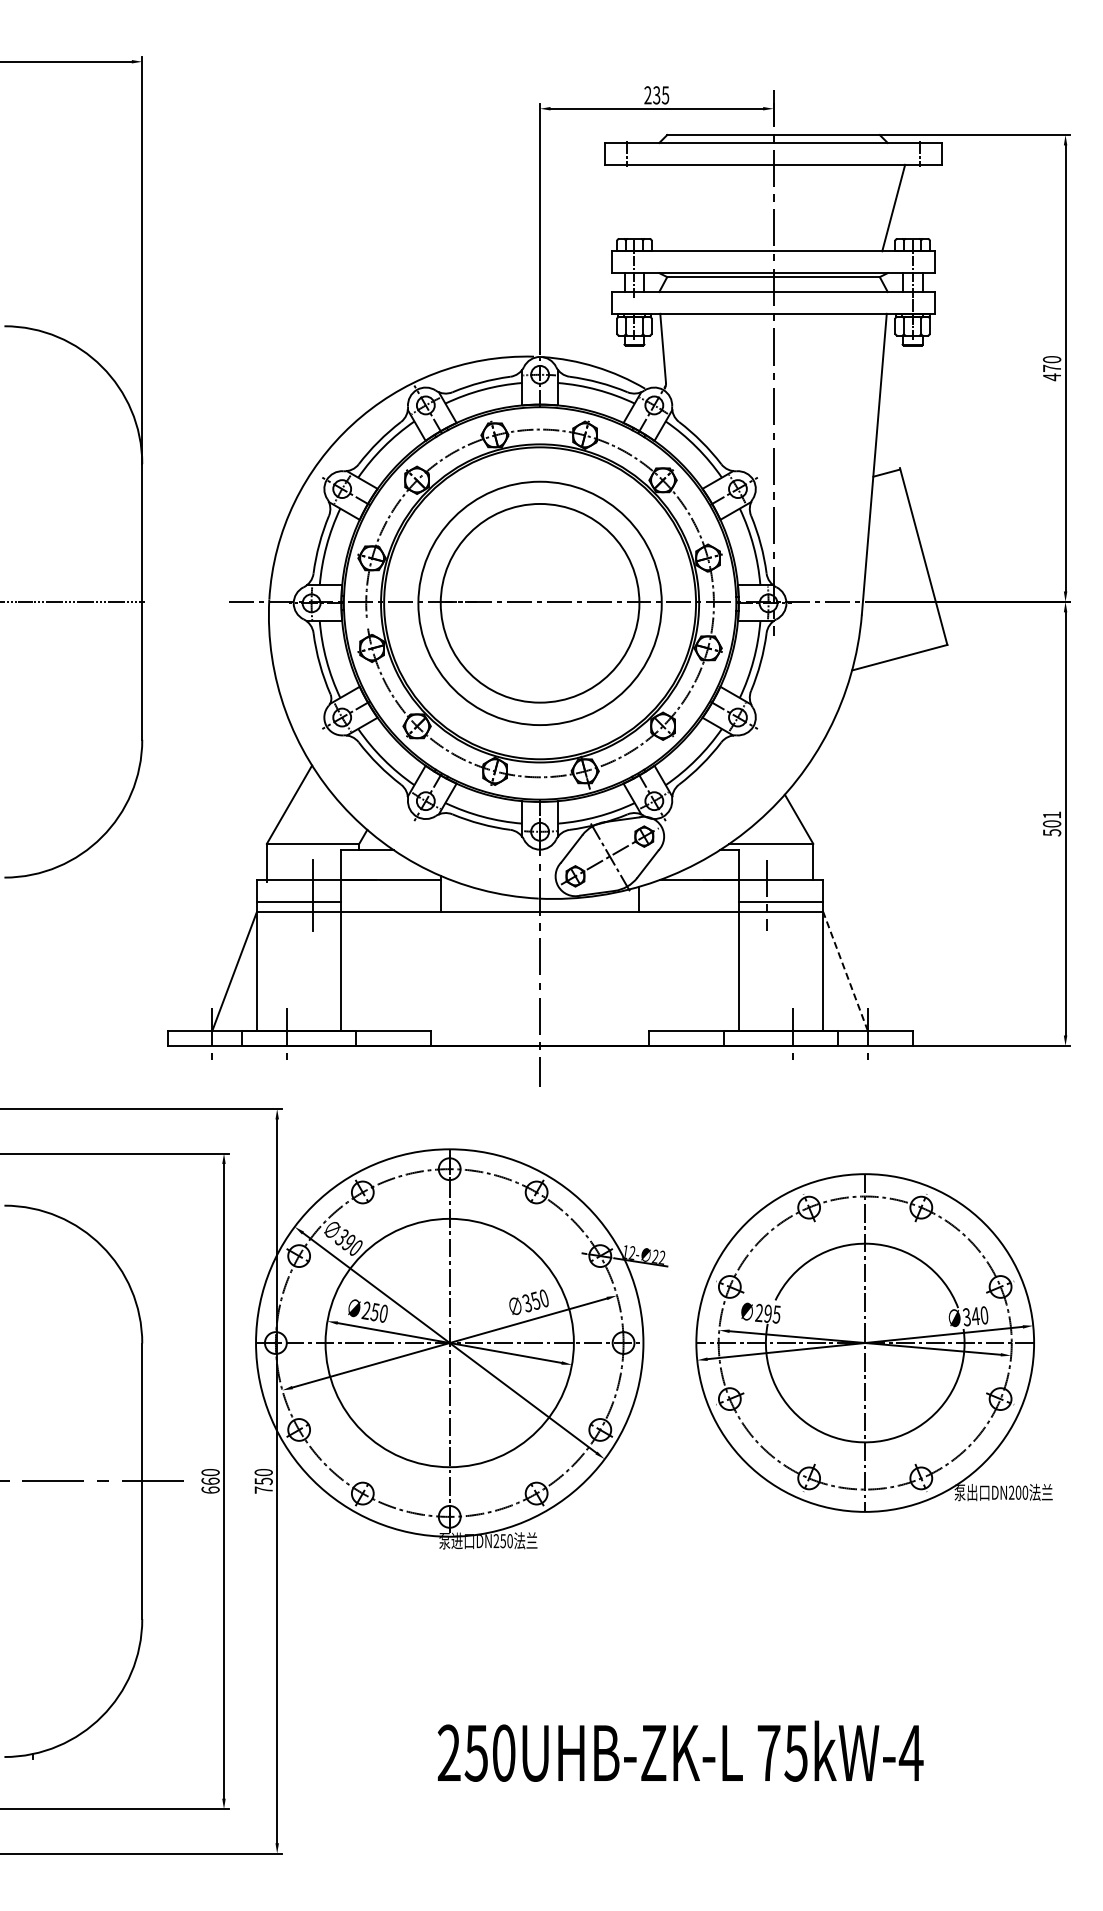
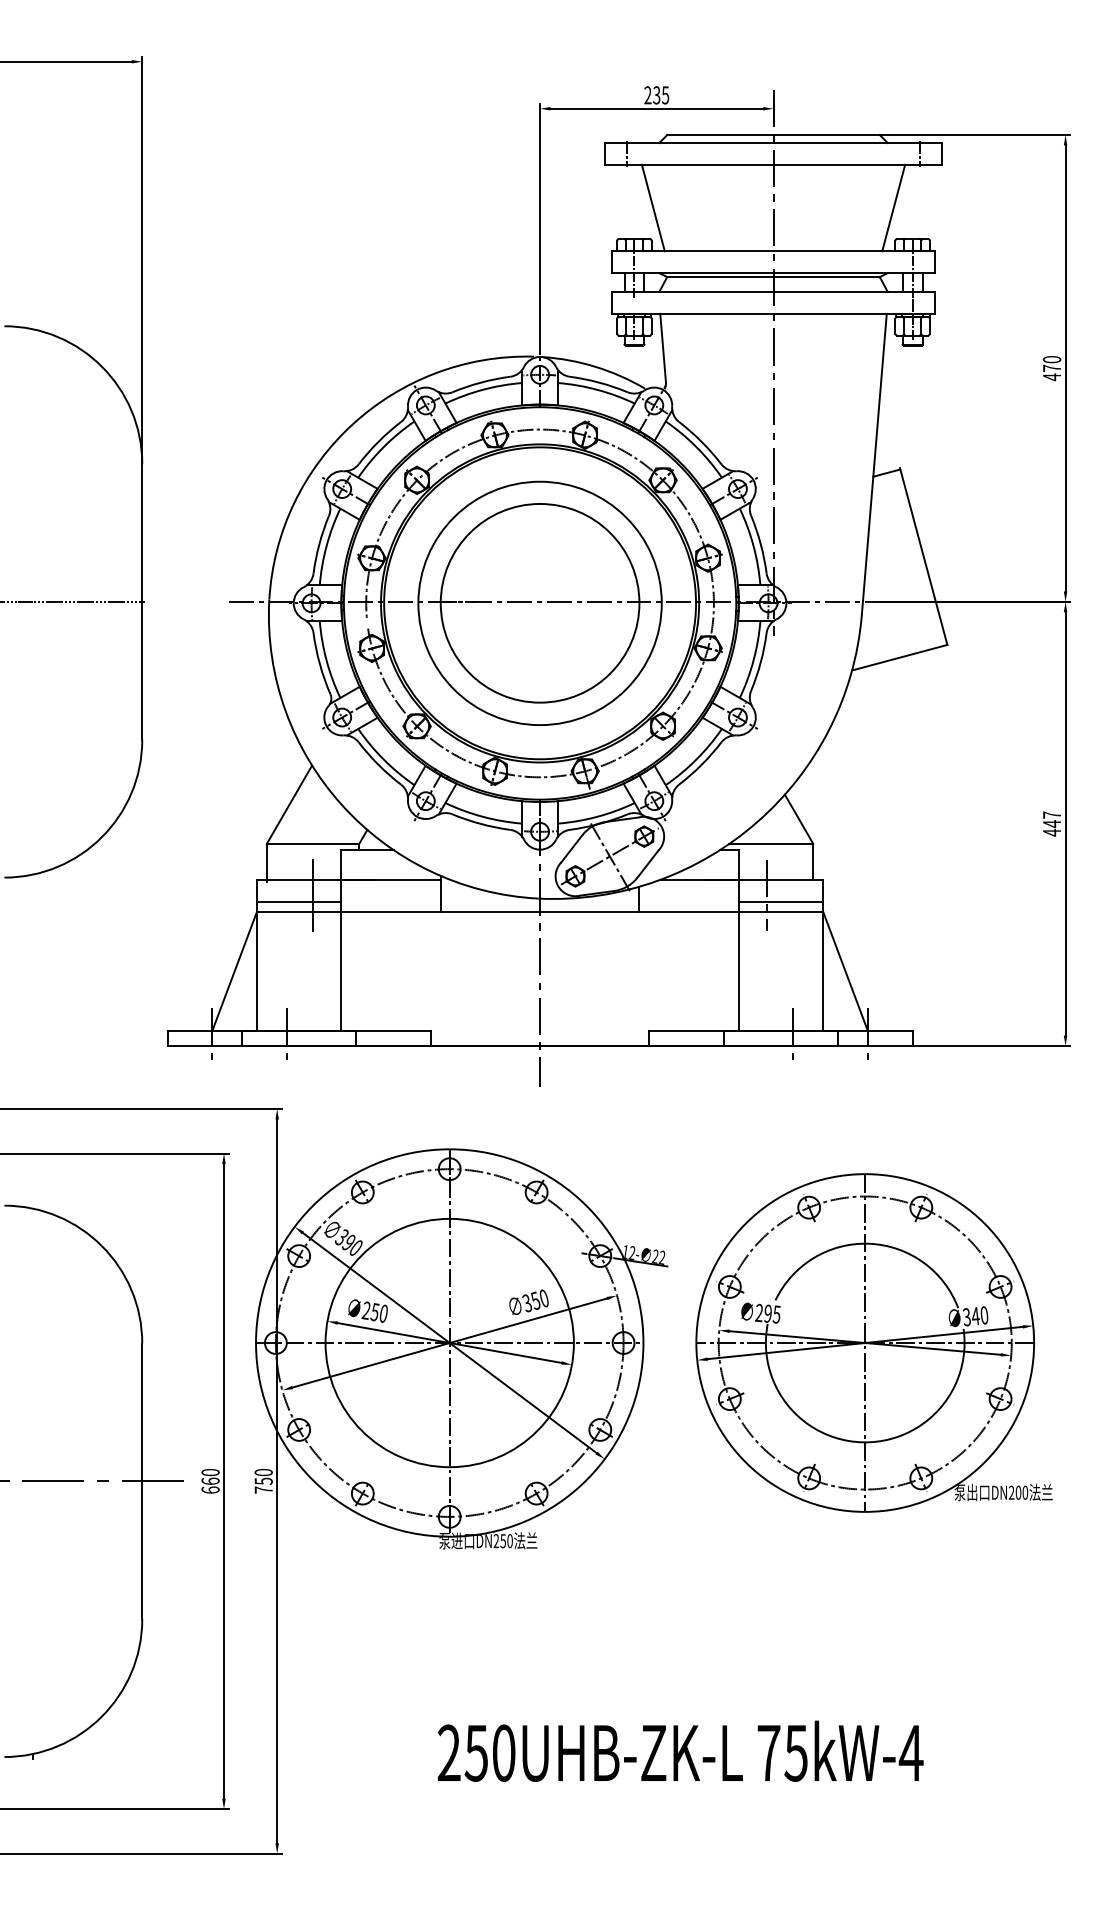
line: none -> present (652, 207)
text: 501 -> 447 (1052, 823)
line: dashed -> solid (845, 971)
